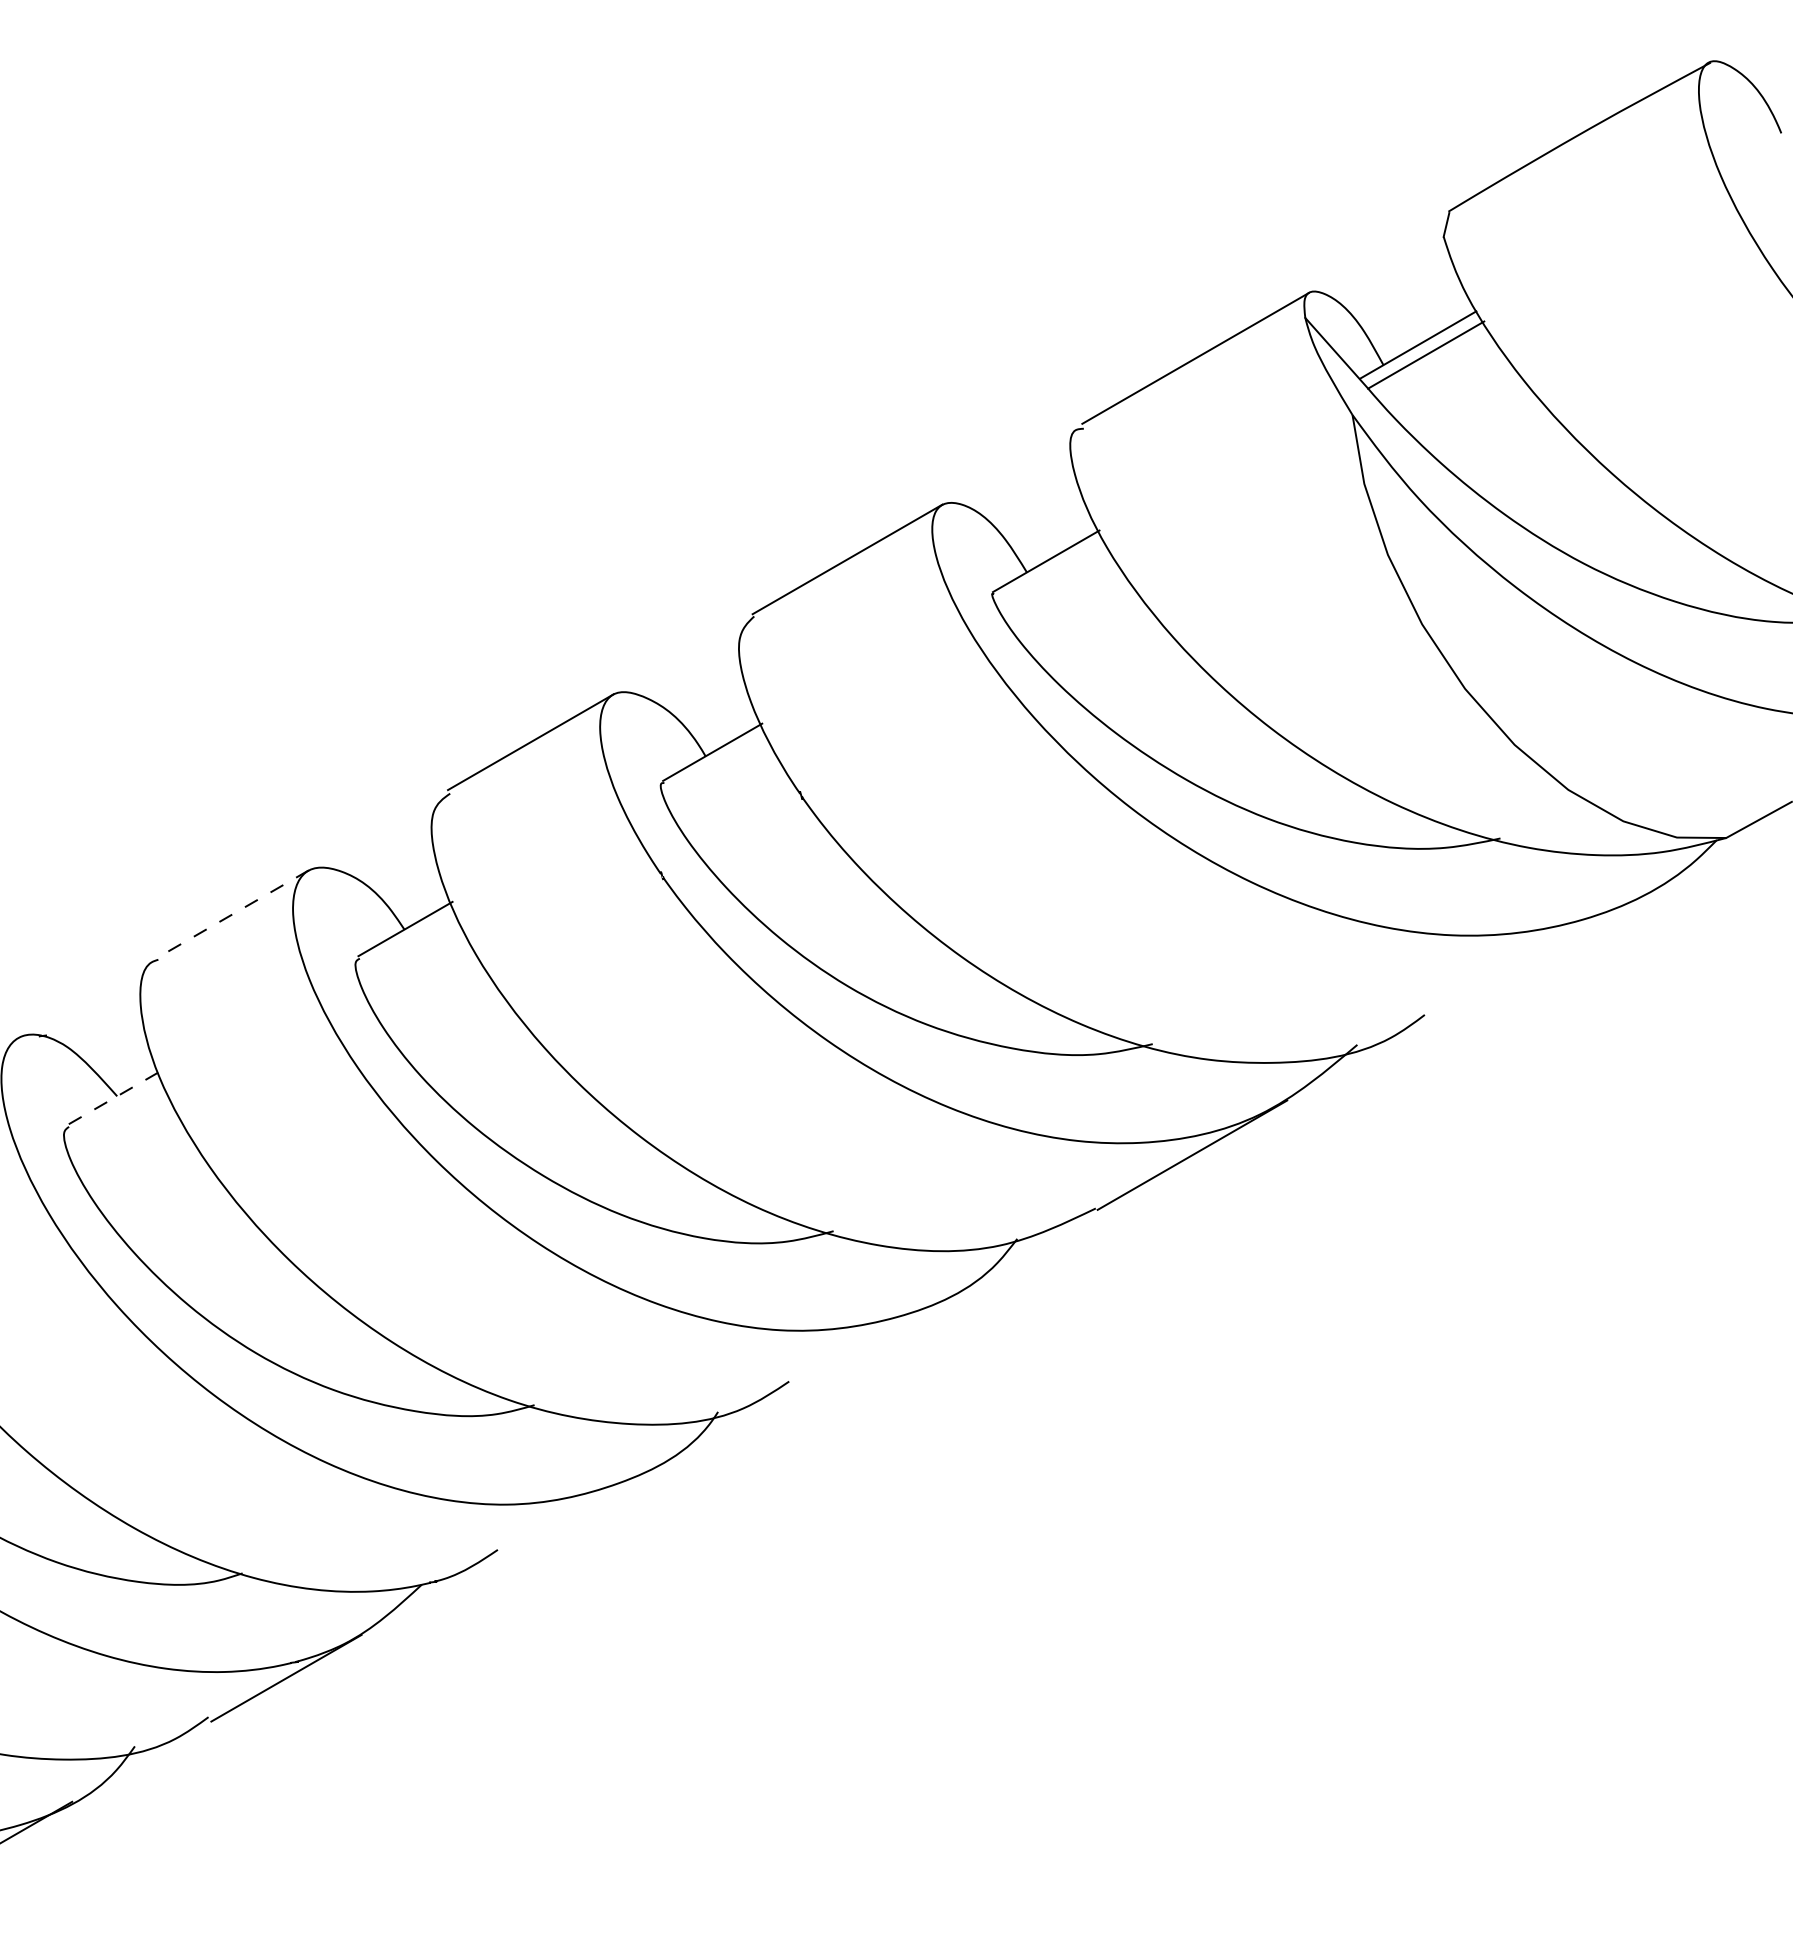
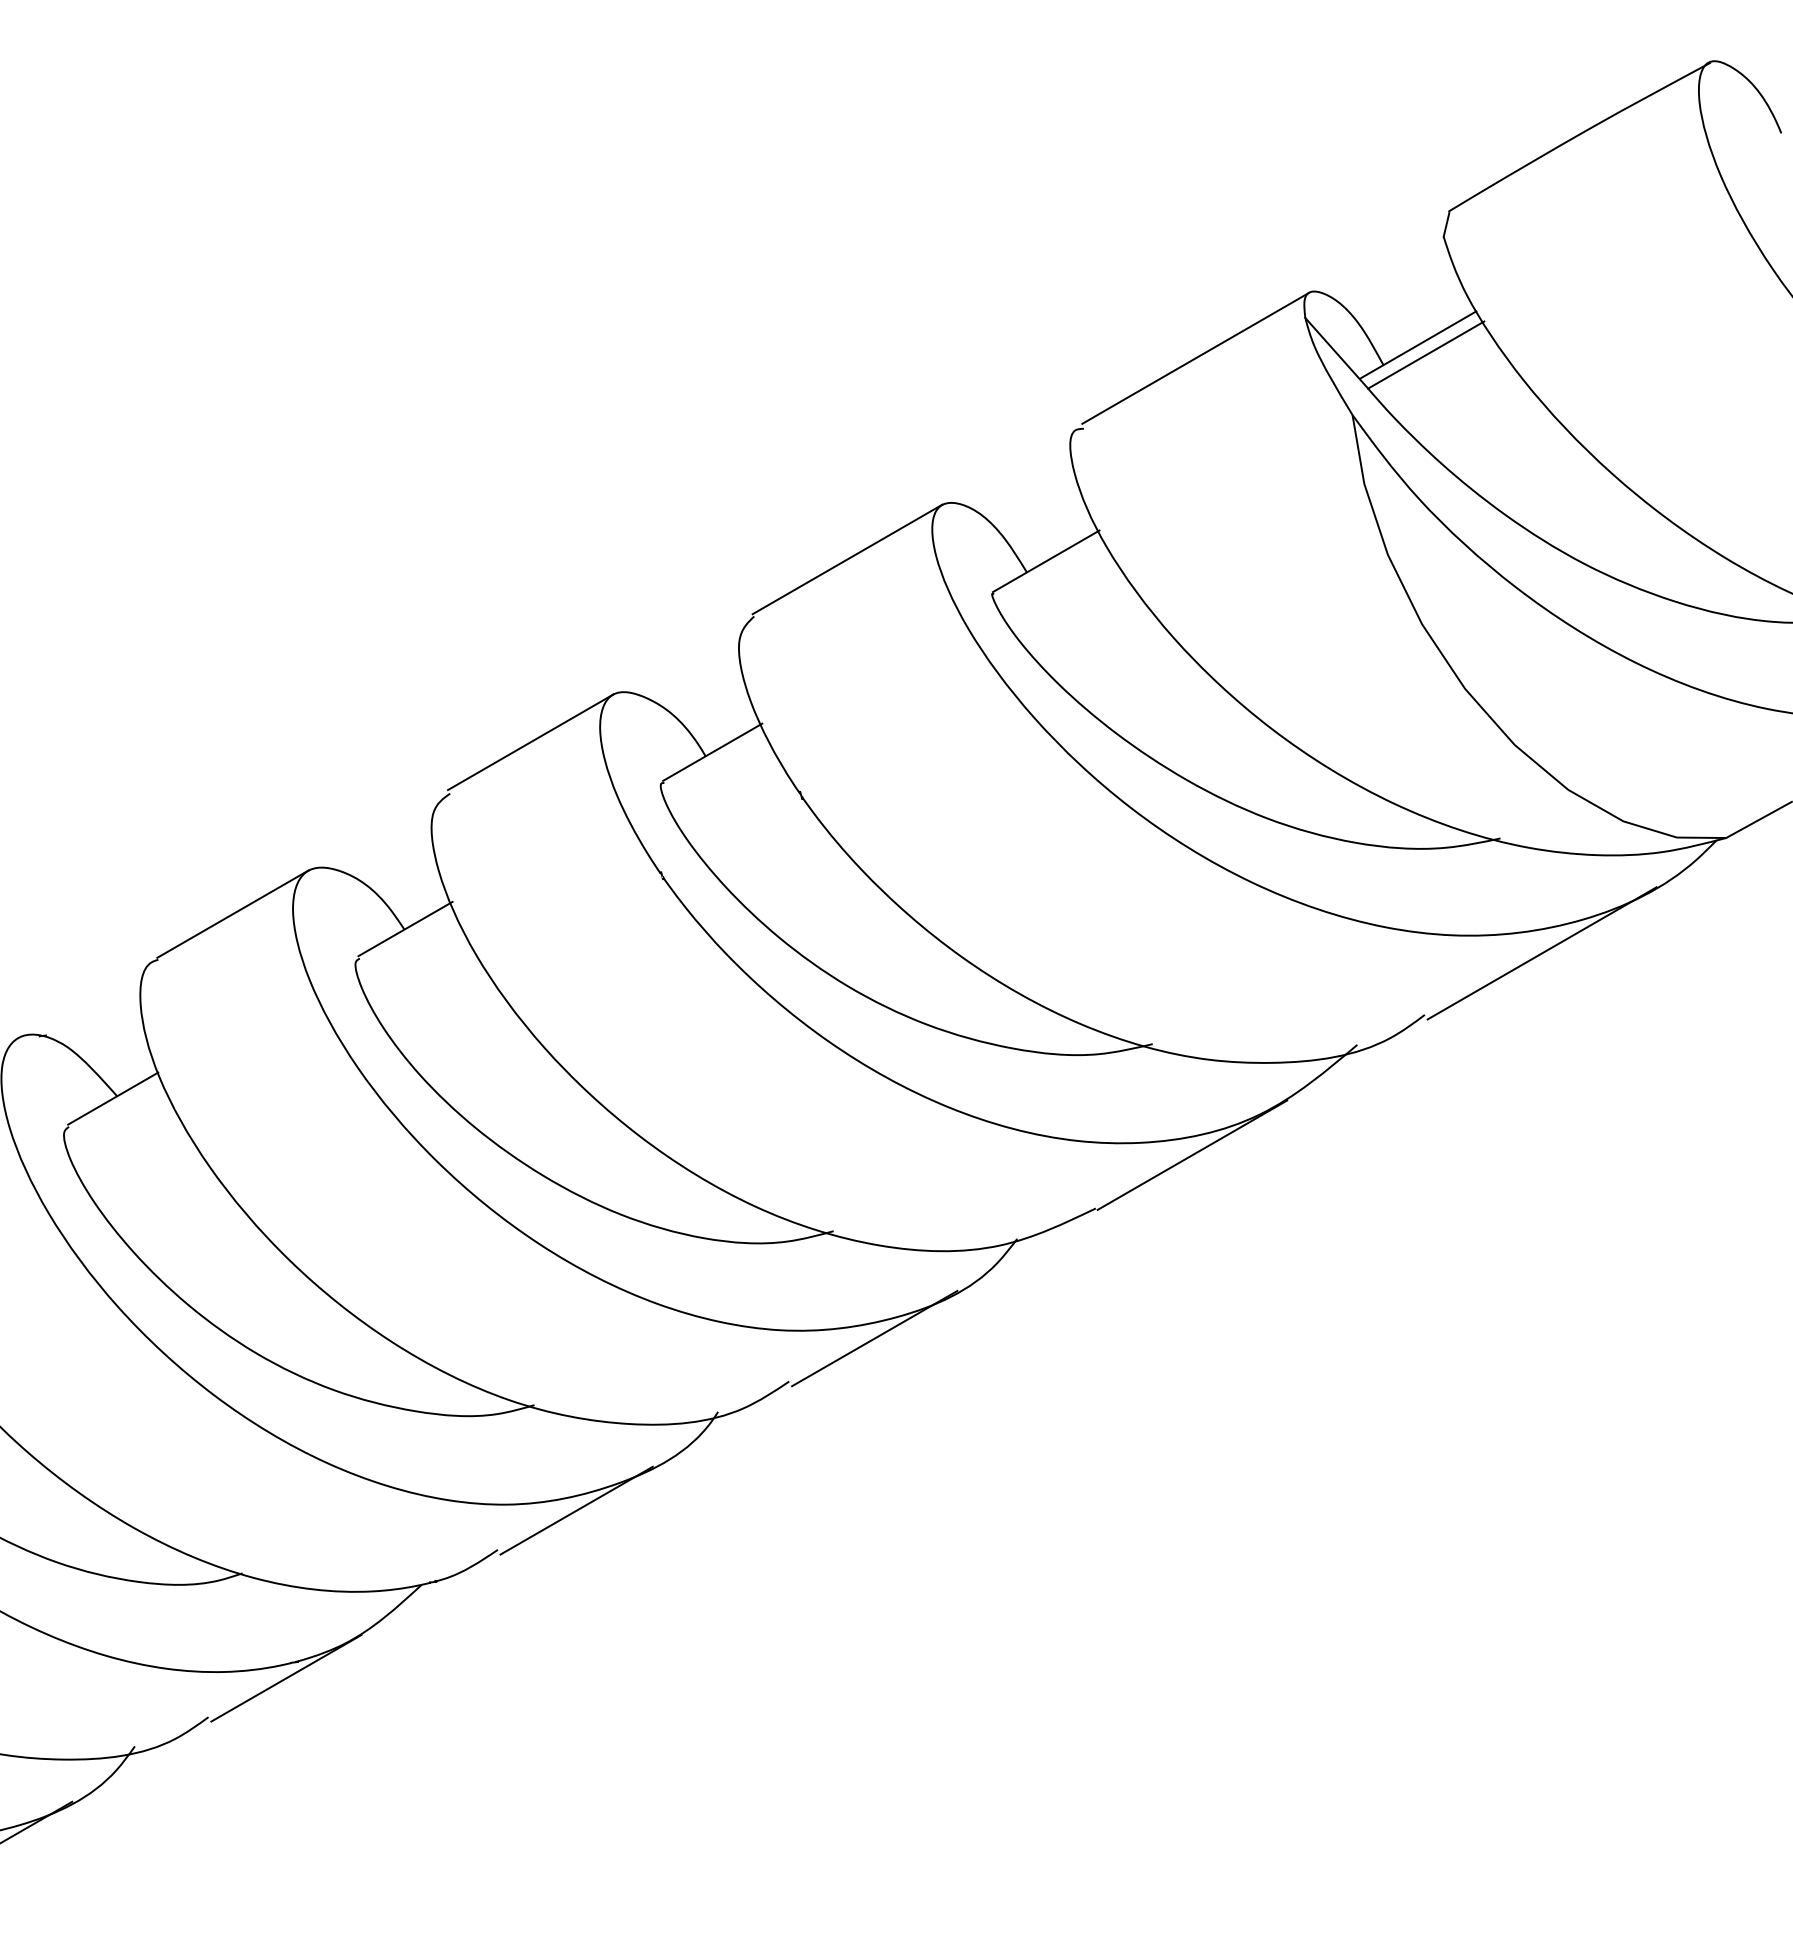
line: dashed -> solid (232, 914)
line: none -> present (1541, 953)
line: dashed -> solid (112, 1098)
line: none -> present (874, 1338)
line: none -> present (576, 1510)
